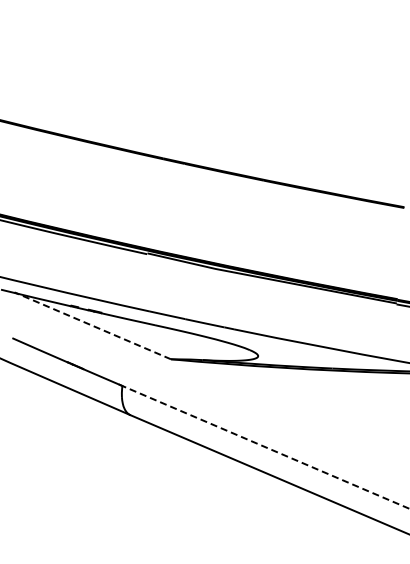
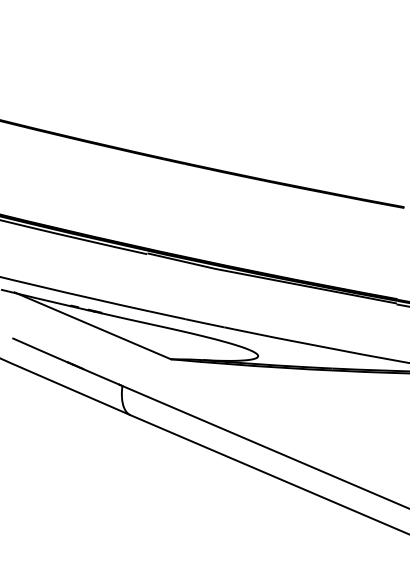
line: dashed -> solid (92, 325)
line: dashed -> solid (264, 446)
